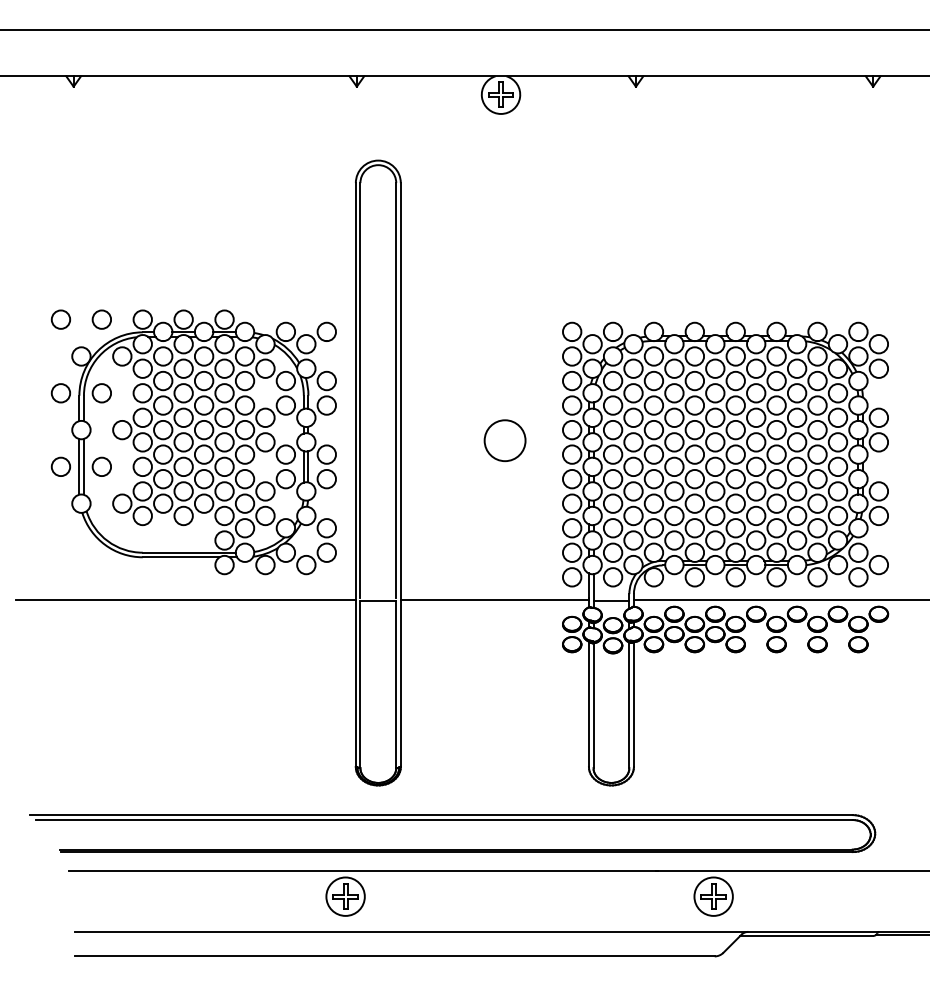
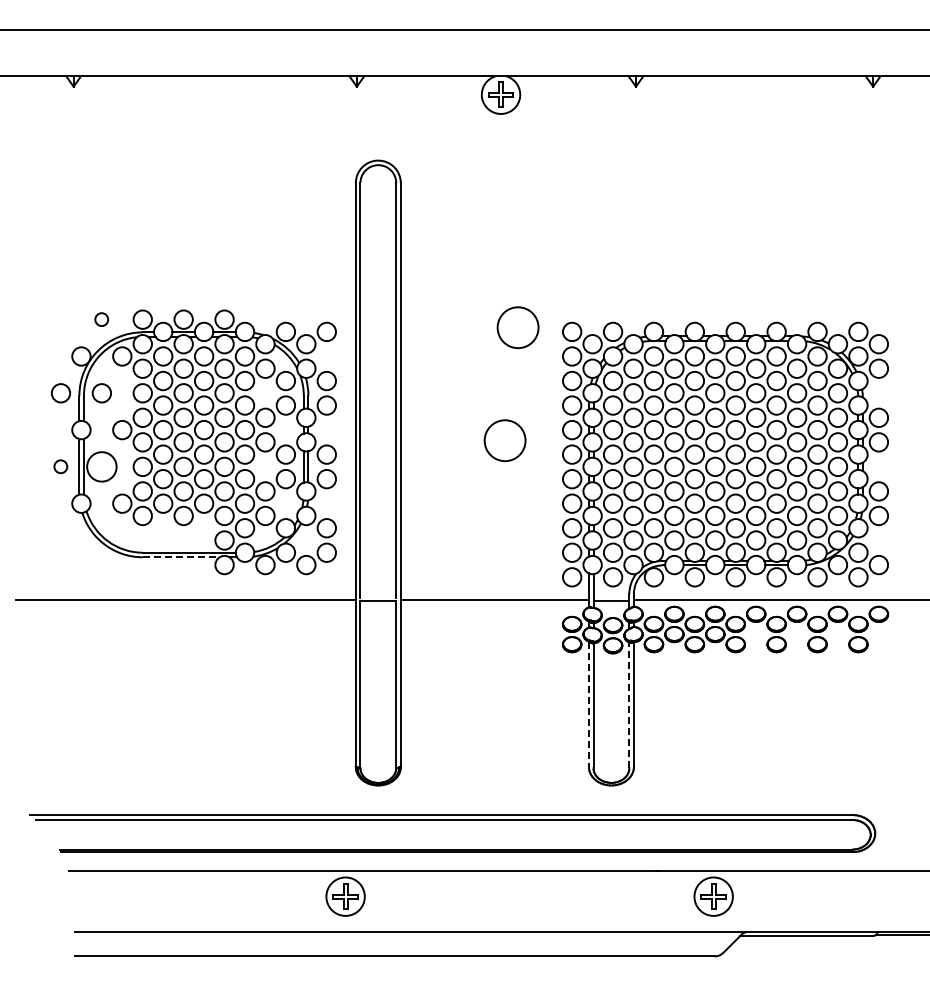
circle: present -> none (60, 319)
circle size: 21x21 px -> 16x15 px (101, 319)
circle: none -> present (517, 327)
circle size: 21x21 px -> 16x16 px (60, 466)
circle diameter: 18 px -> 29 px (101, 466)
line: solid -> dashed (181, 557)
line: solid -> dashed (588, 704)
line: solid -> dashed (629, 705)
